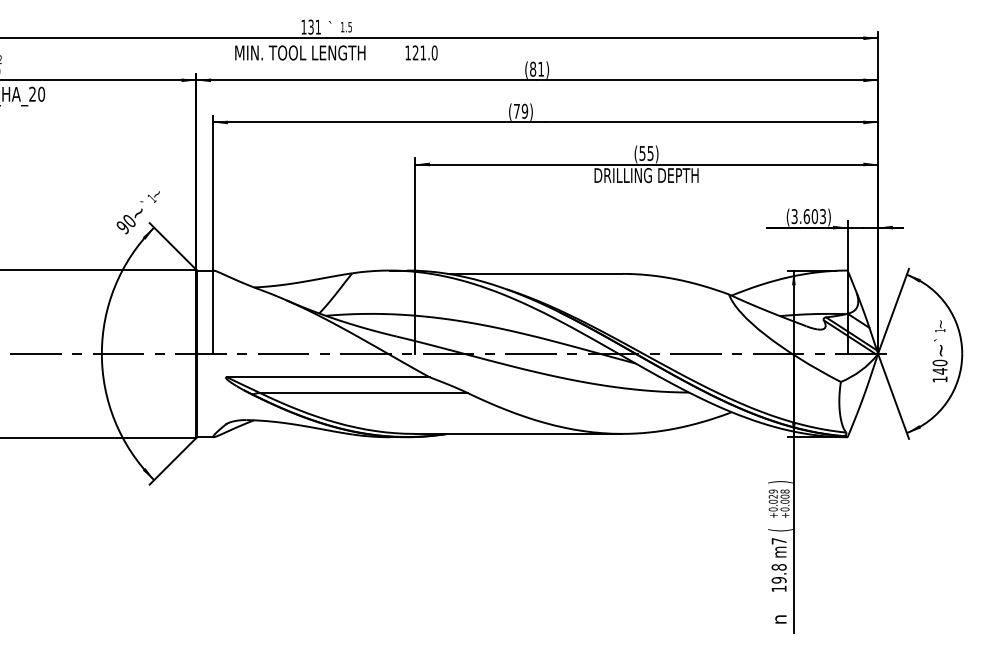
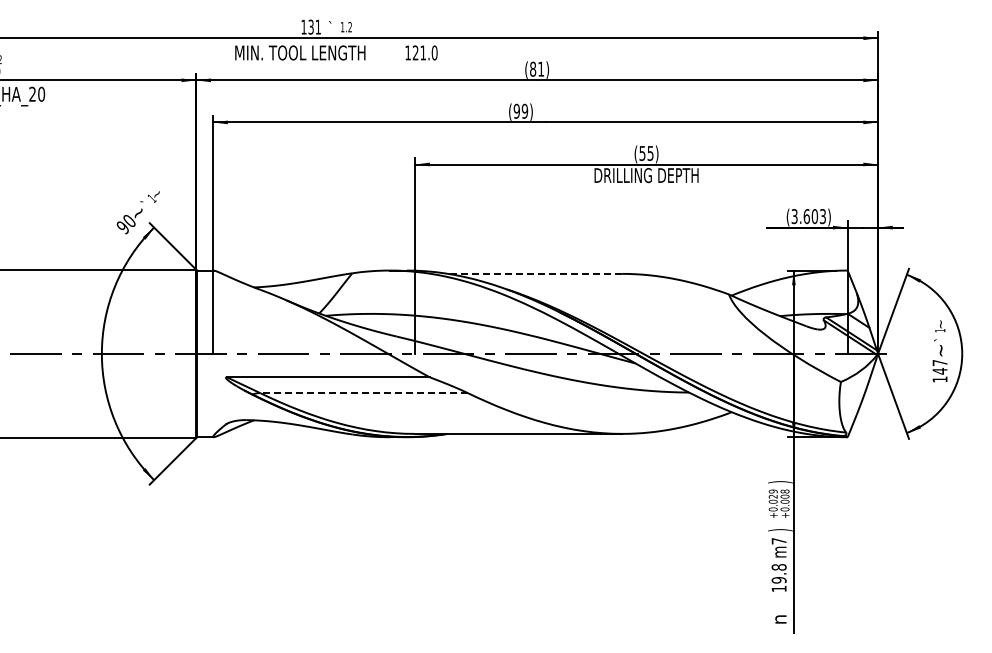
text: 1.5 -> 1.2 (349, 27)
text: (79) -> (99) (516, 110)
line: solid -> dashed (535, 273)
text: 140 -> 147 (939, 362)
line: solid -> dashed (364, 393)
text: ( -> ) (780, 530)
